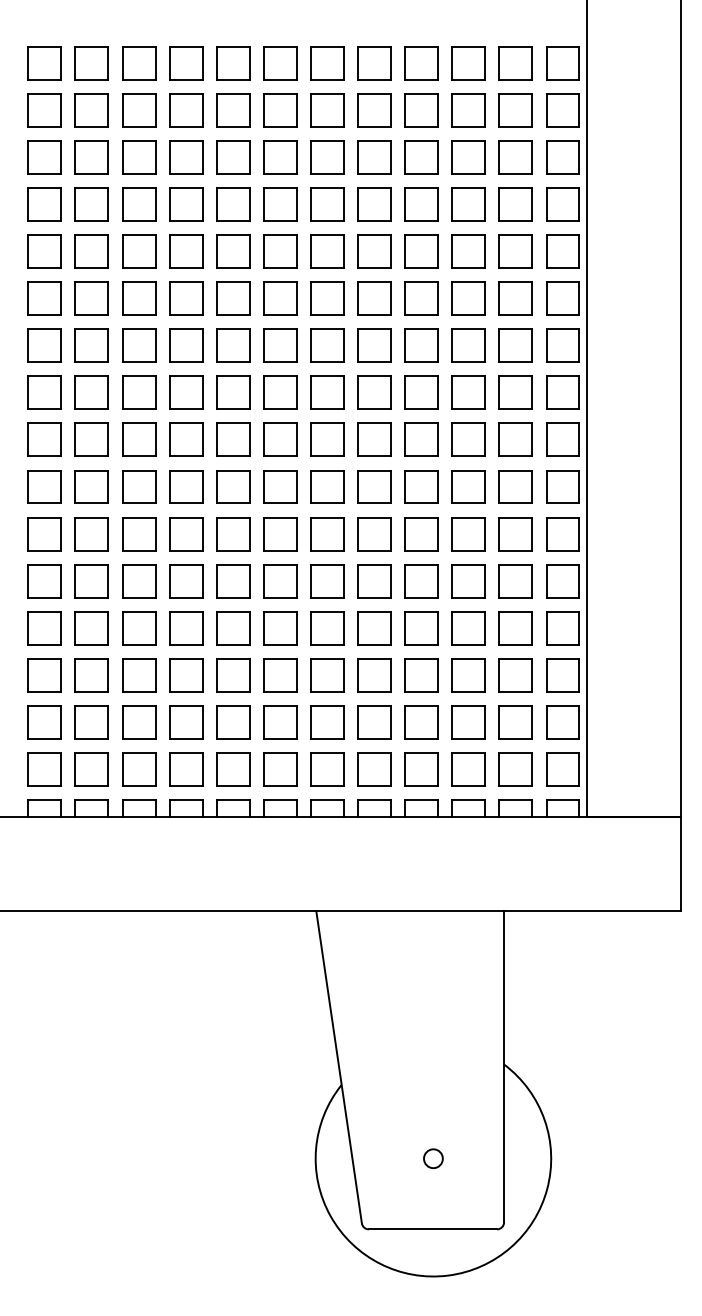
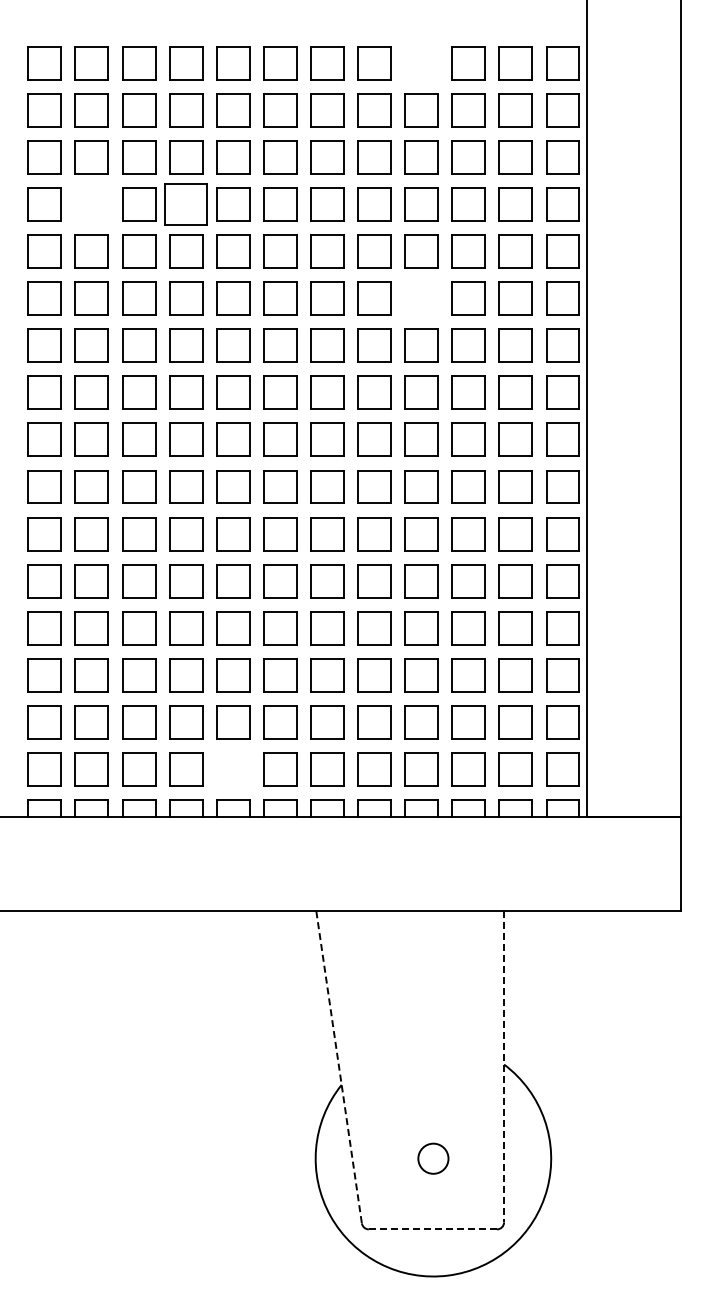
part: present -> none (421, 63)
part: present -> none (91, 204)
part size: 35x35 px -> 44x43 px (185, 204)
part: present -> none (421, 298)
part: present -> none (233, 769)
line: solid -> dashed (504, 1066)
line: solid -> dashed (339, 1067)
circle diameter: 19 px -> 30 px (433, 1158)
line: solid -> dashed (433, 1229)
